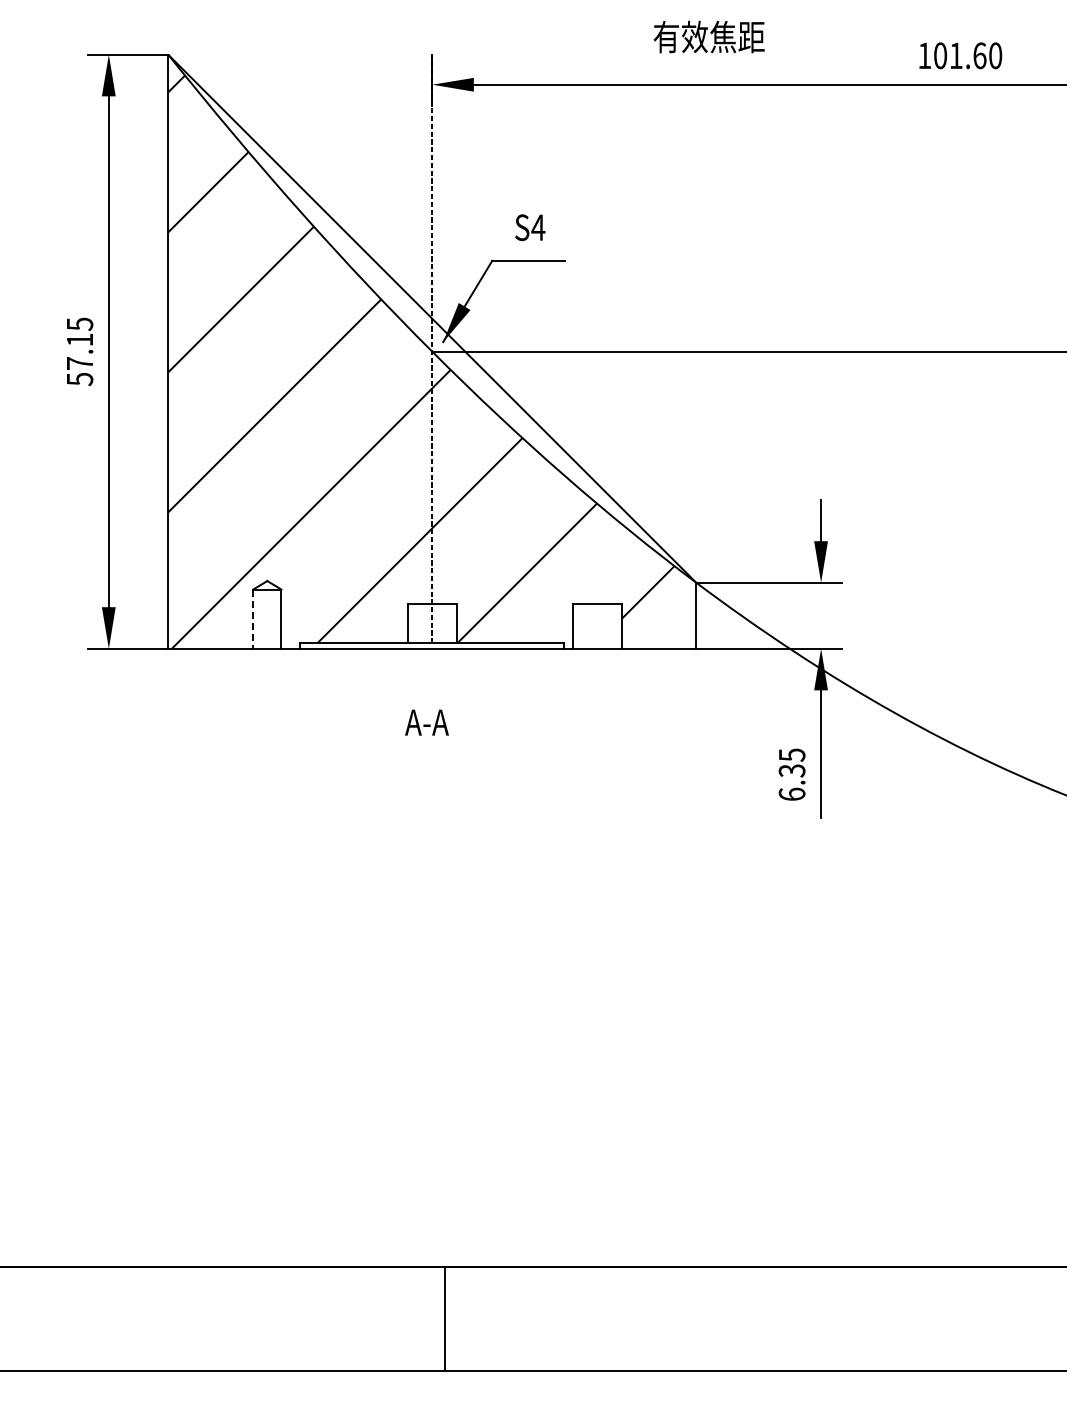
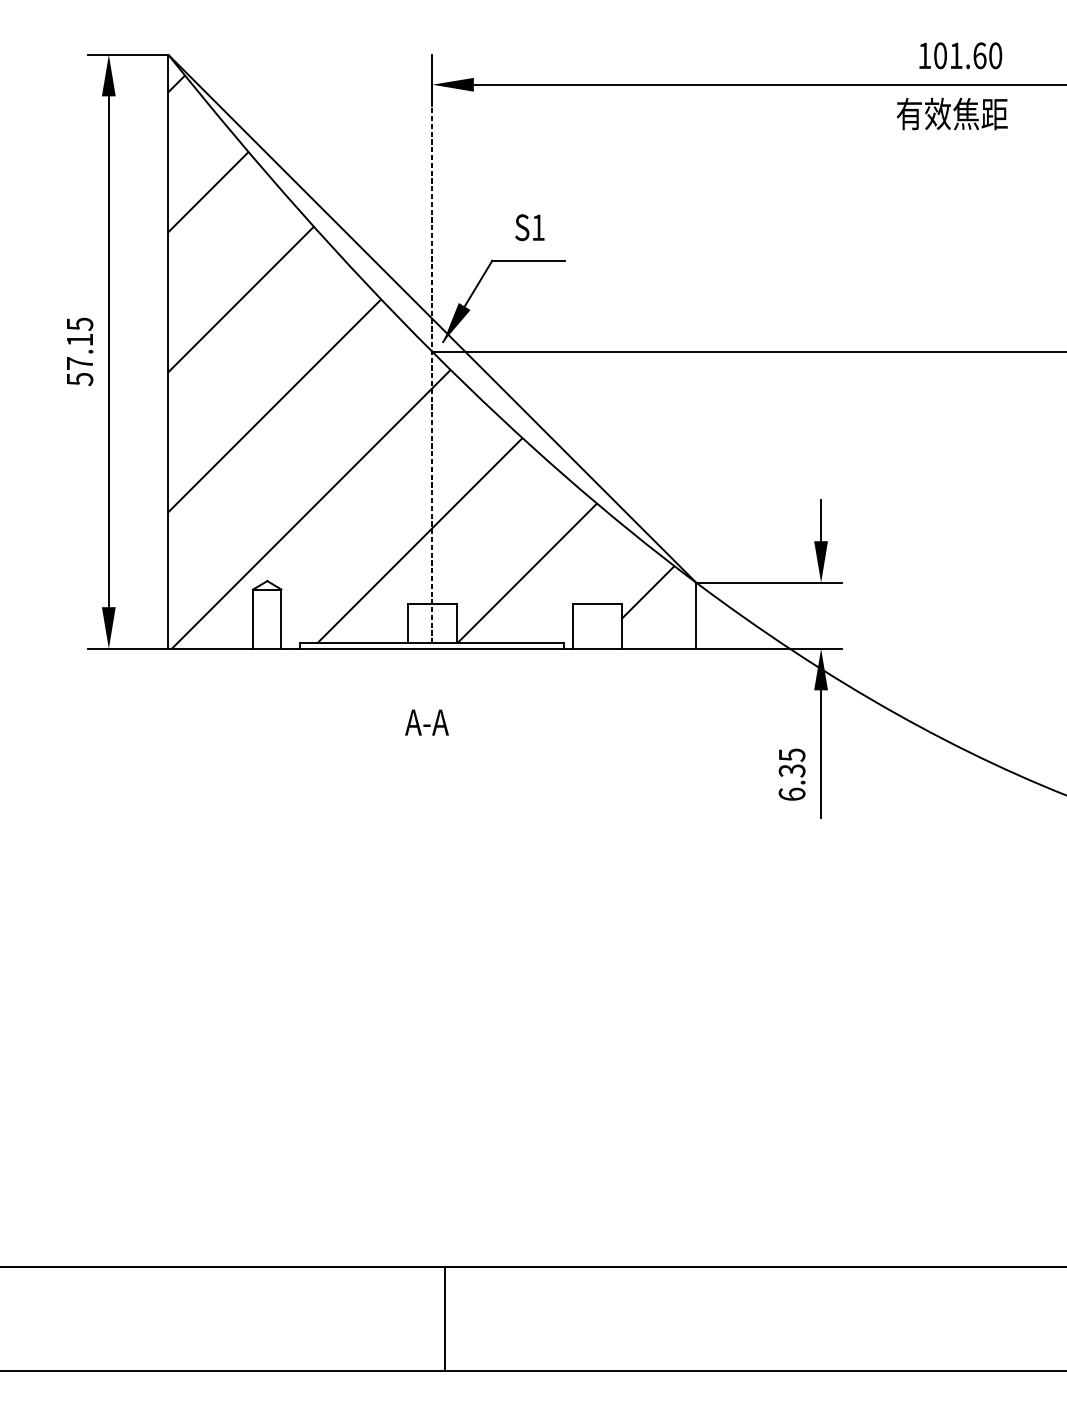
text position: (708, 36) -> (951, 113) (951, 113)
text: S4 -> S1 (538, 227)
line: dashed -> solid (253, 619)
